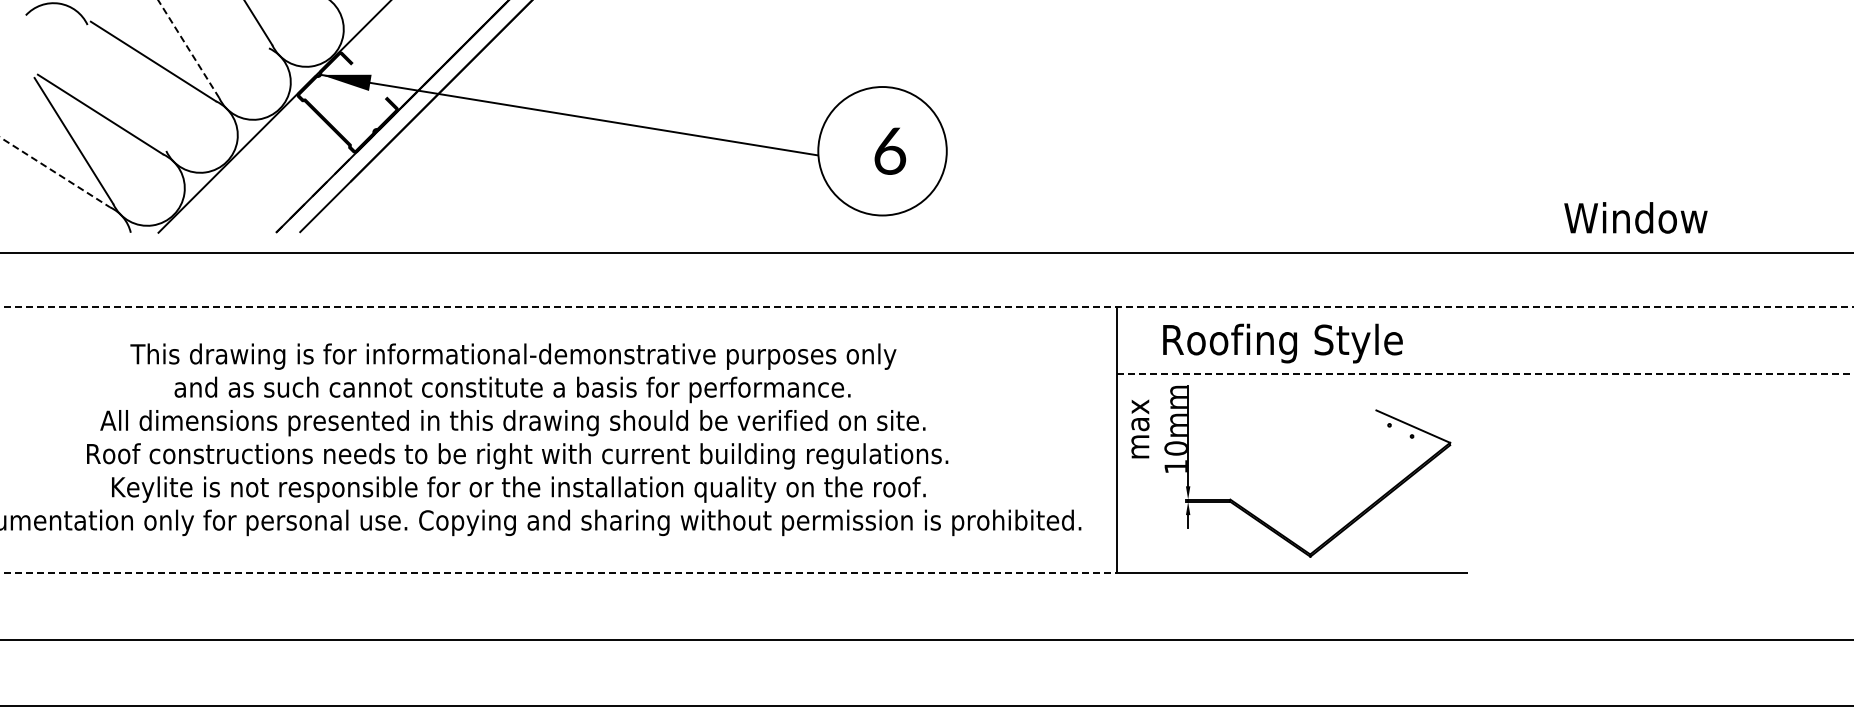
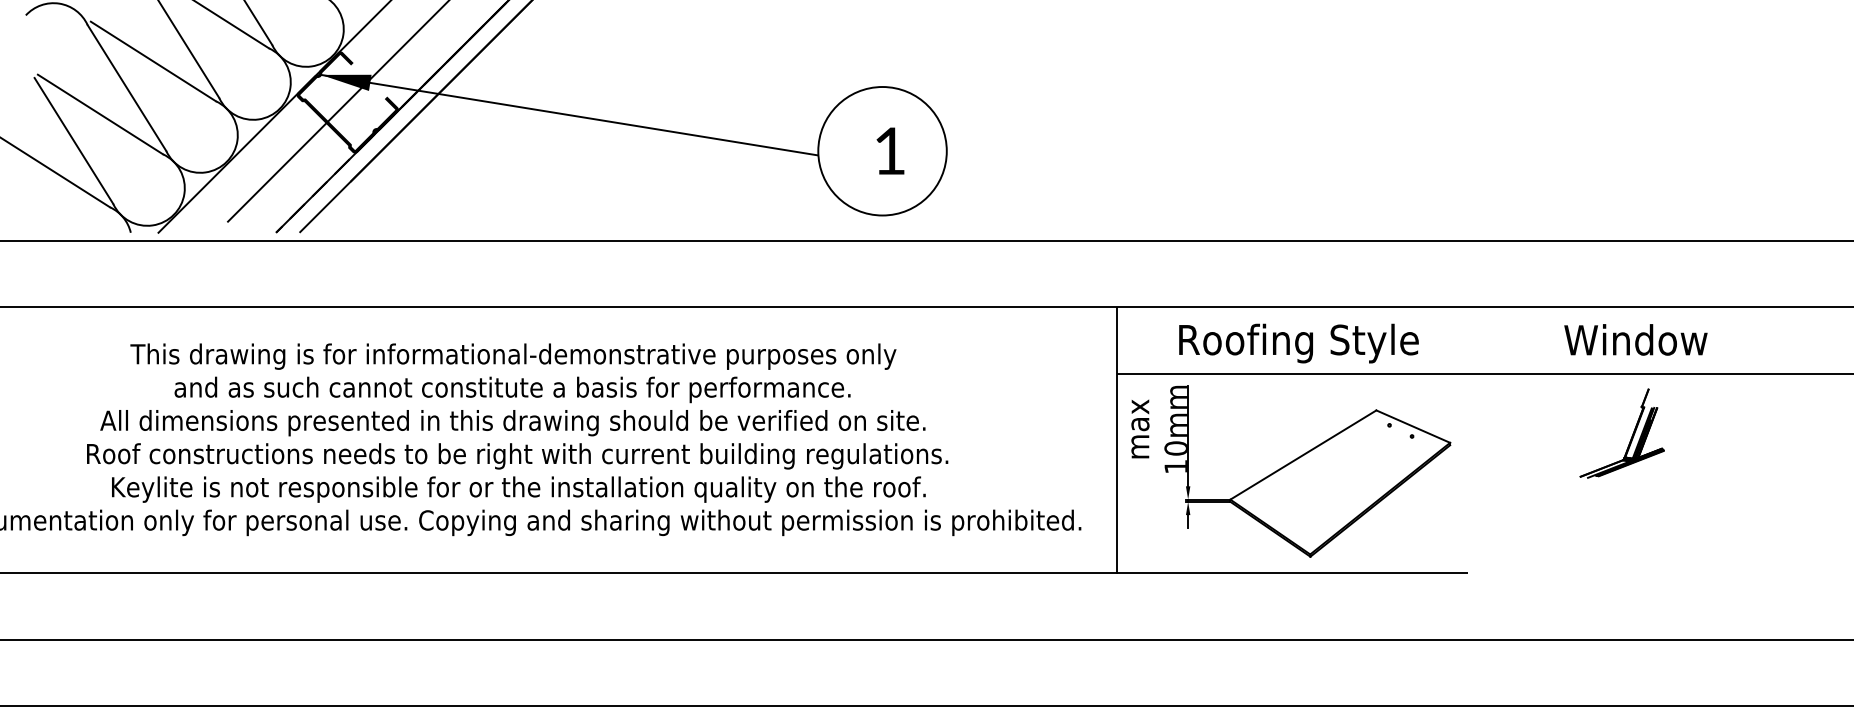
line: none -> present (232, 25)
line: dashed -> solid (188, 48)
line: none -> present (126, 88)
line: none -> present (337, 111)
text: 6 -> 1 (890, 150)
line: dashed -> solid (55, 172)
text position: (1635, 217) -> (1635, 339) (1635, 339)
line position: (926, 253) -> (926, 241) (926, 241)
line: dashed -> solid (927, 307)
text position: (1282, 343) -> (1298, 343) (1298, 343)
line: dashed -> solid (1485, 373)
part: none -> present (1630, 438)
line: none -> present (1303, 454)
line: dashed -> solid (559, 573)
